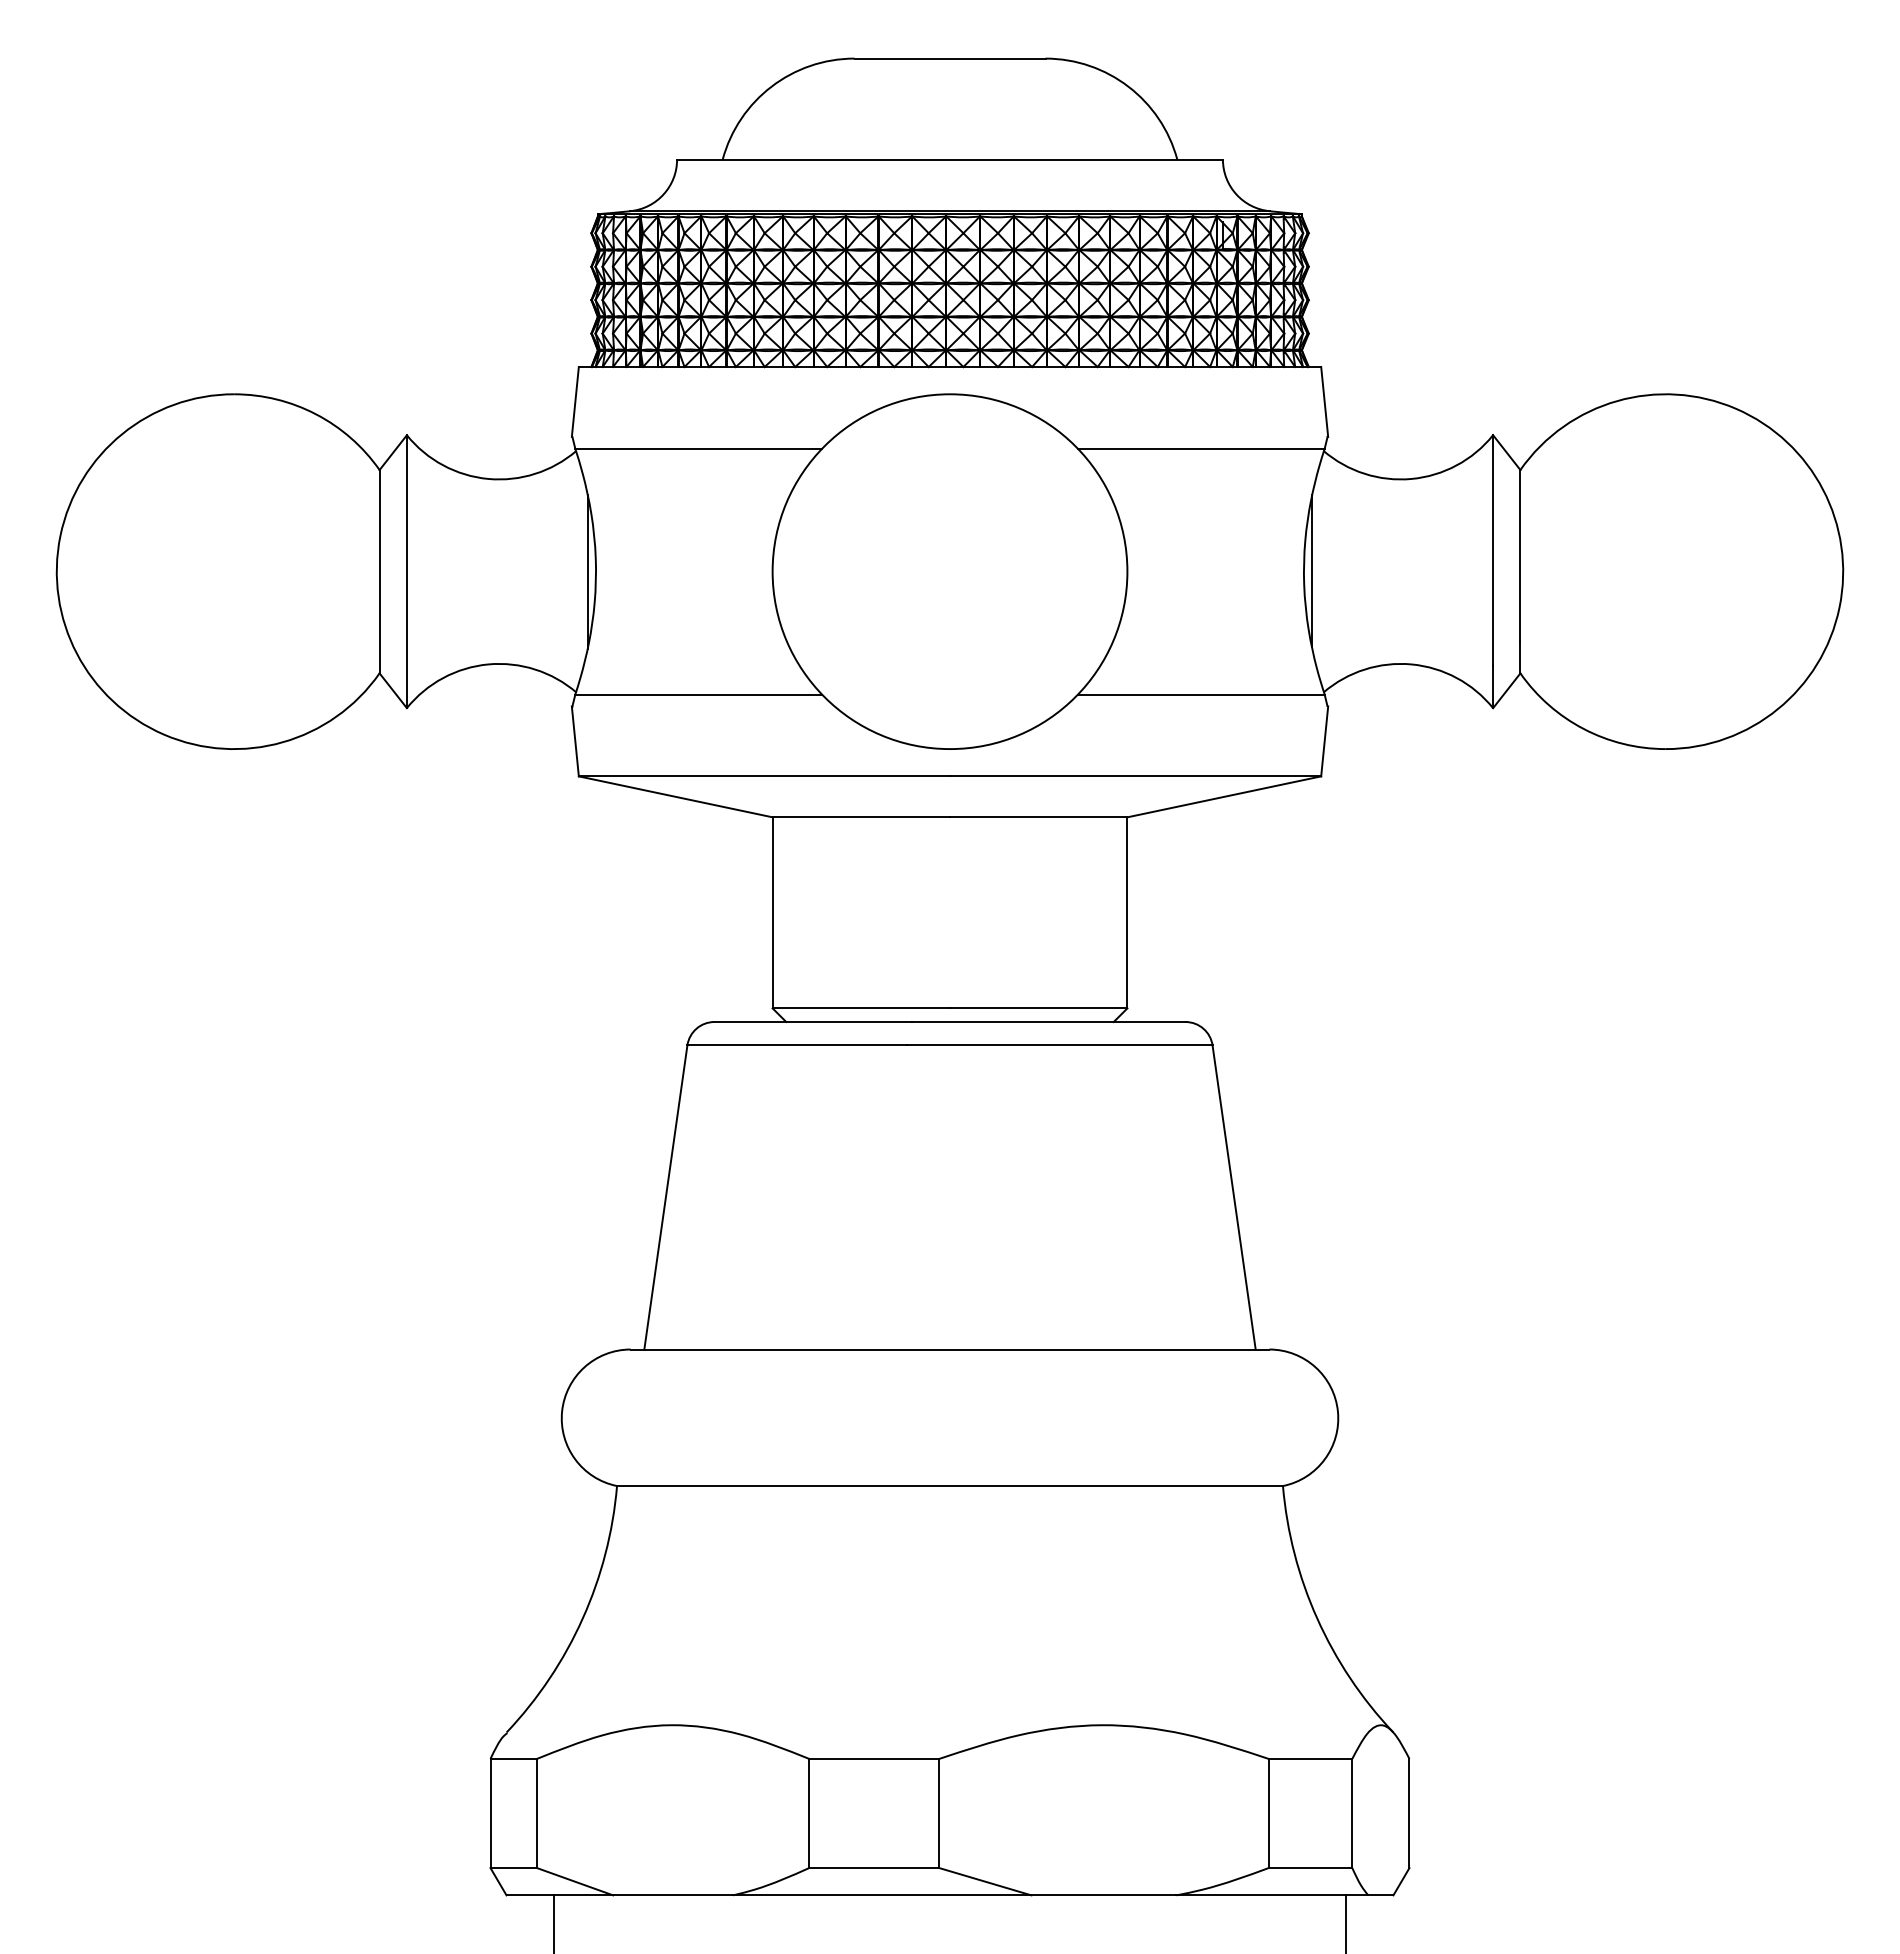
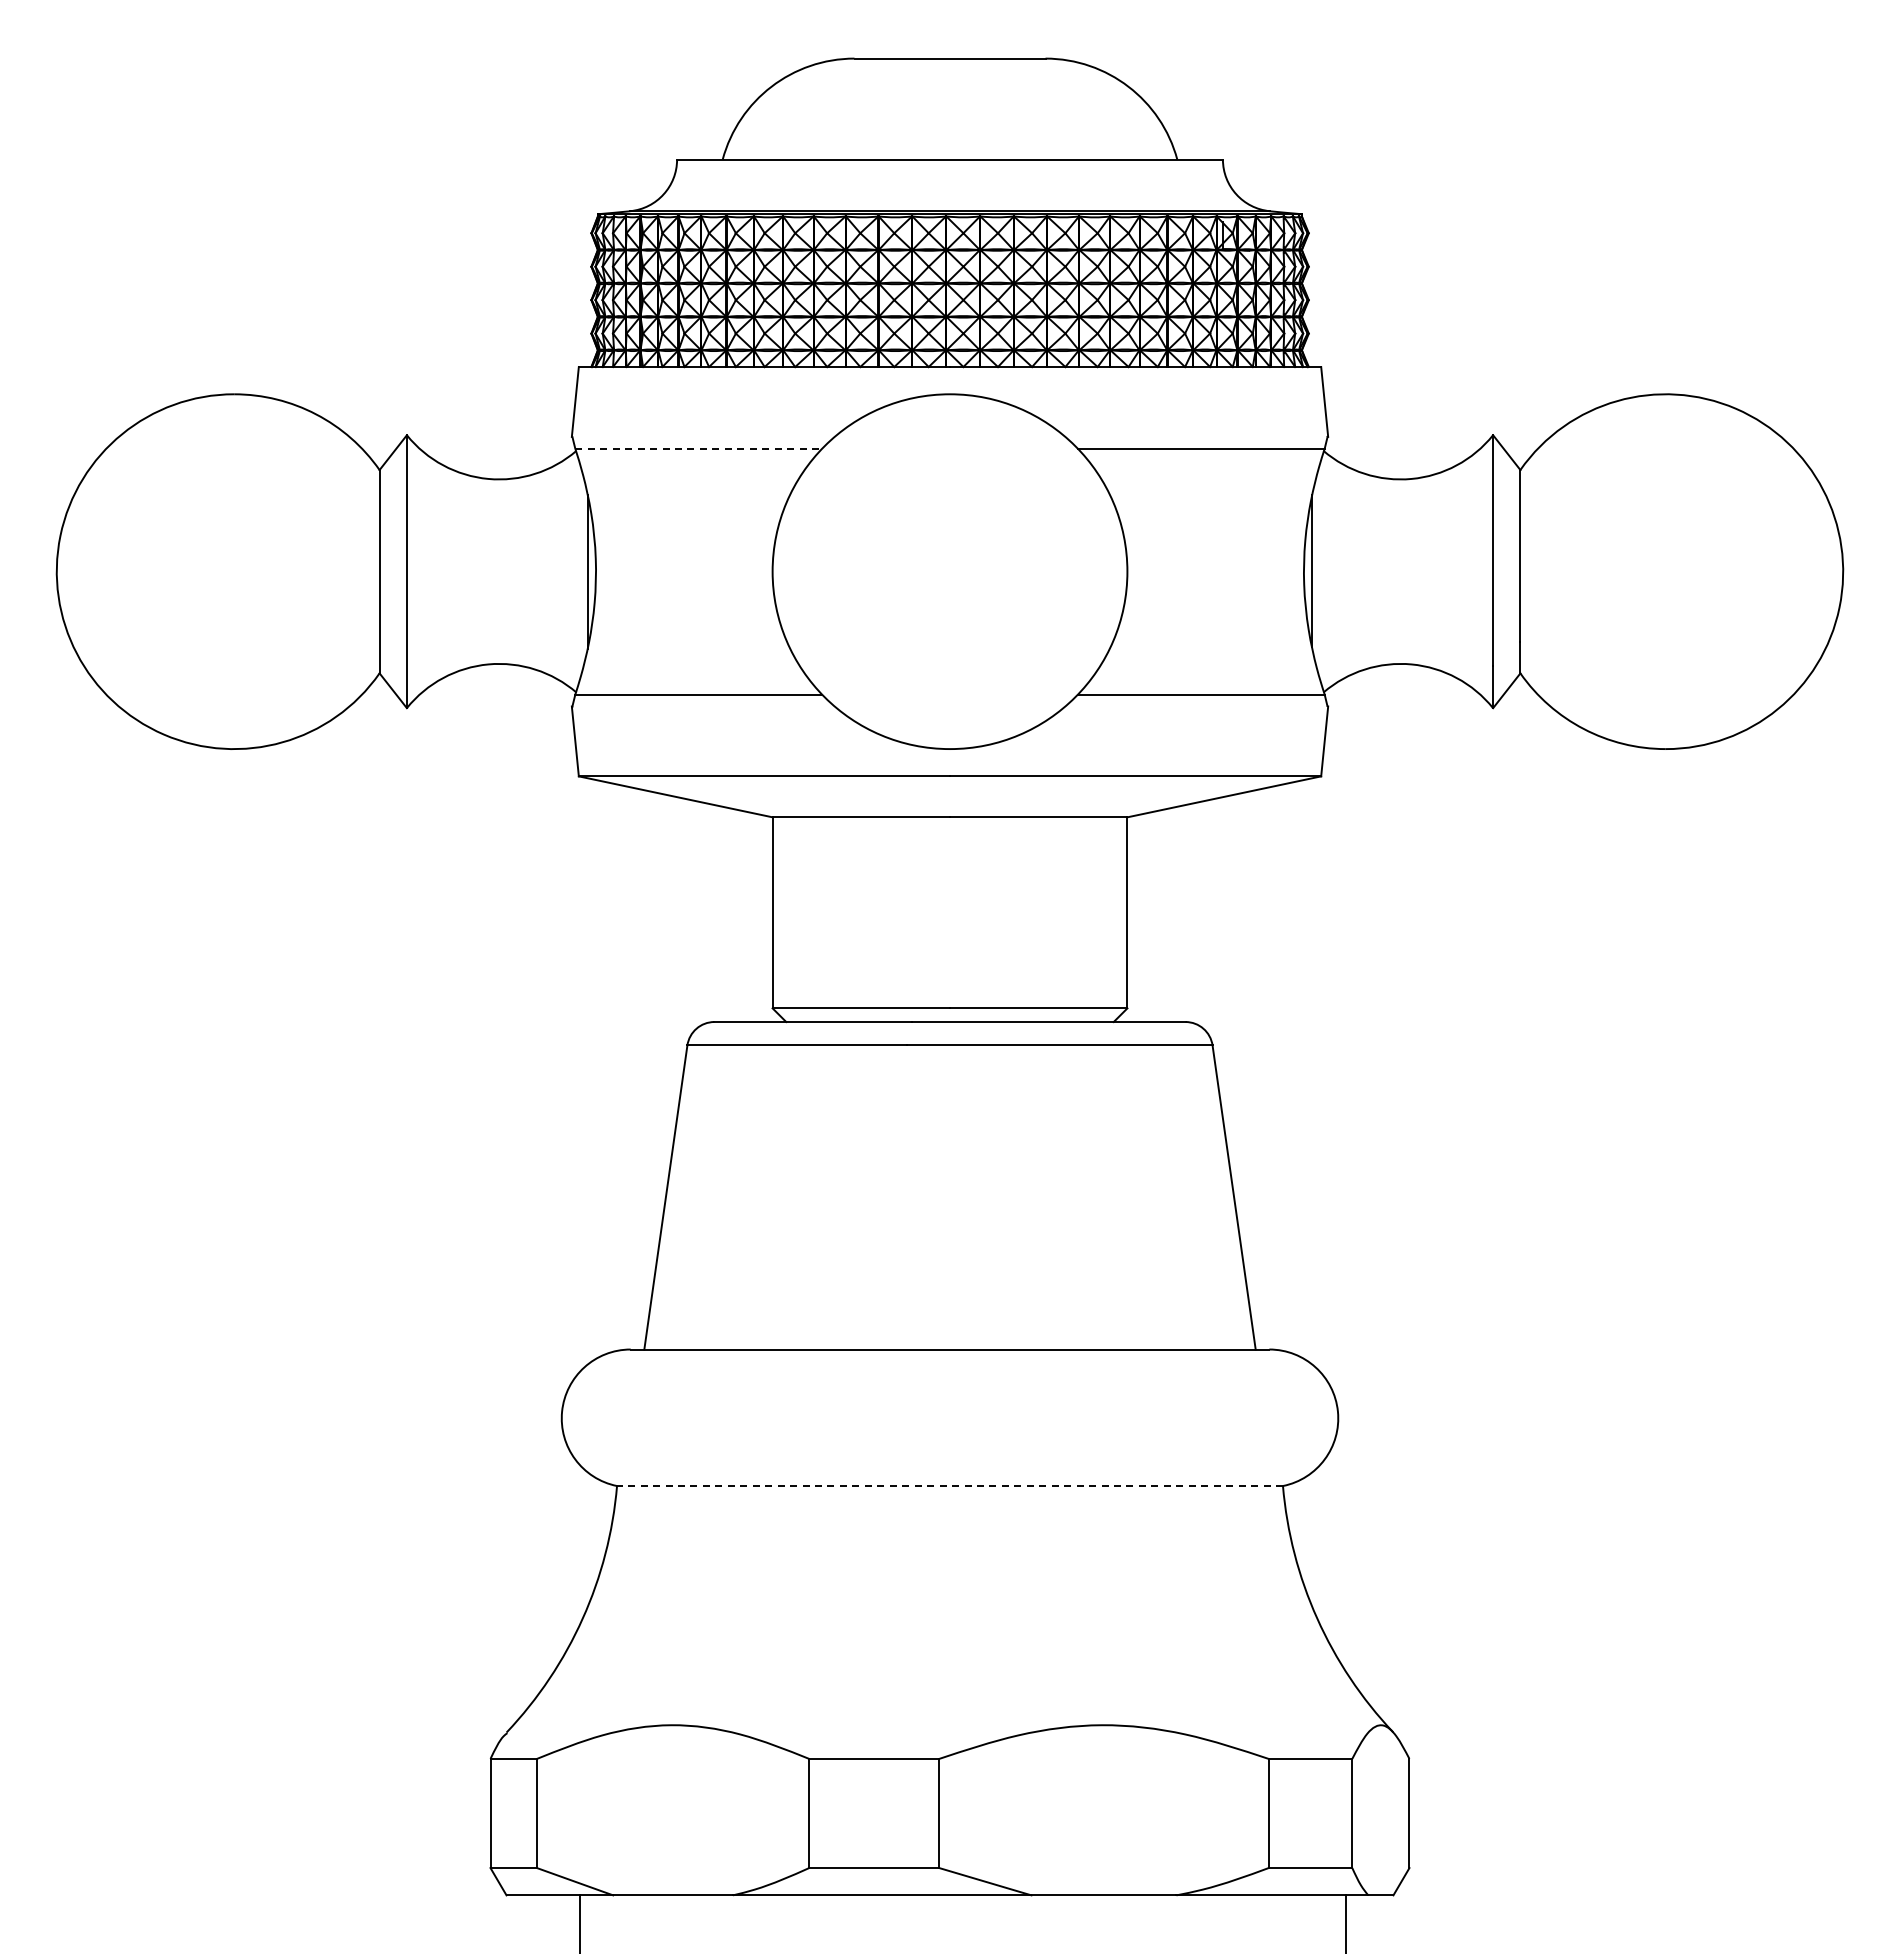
line: solid -> dashed (699, 448)
line: solid -> dashed (950, 1485)
line position: (554, 1922) -> (580, 1922) (580, 1922)
